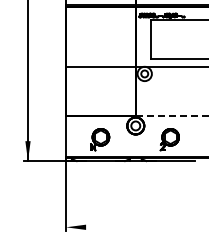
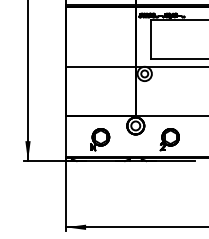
line: dashed -> solid (173, 116)
line: none -> present (135, 227)
